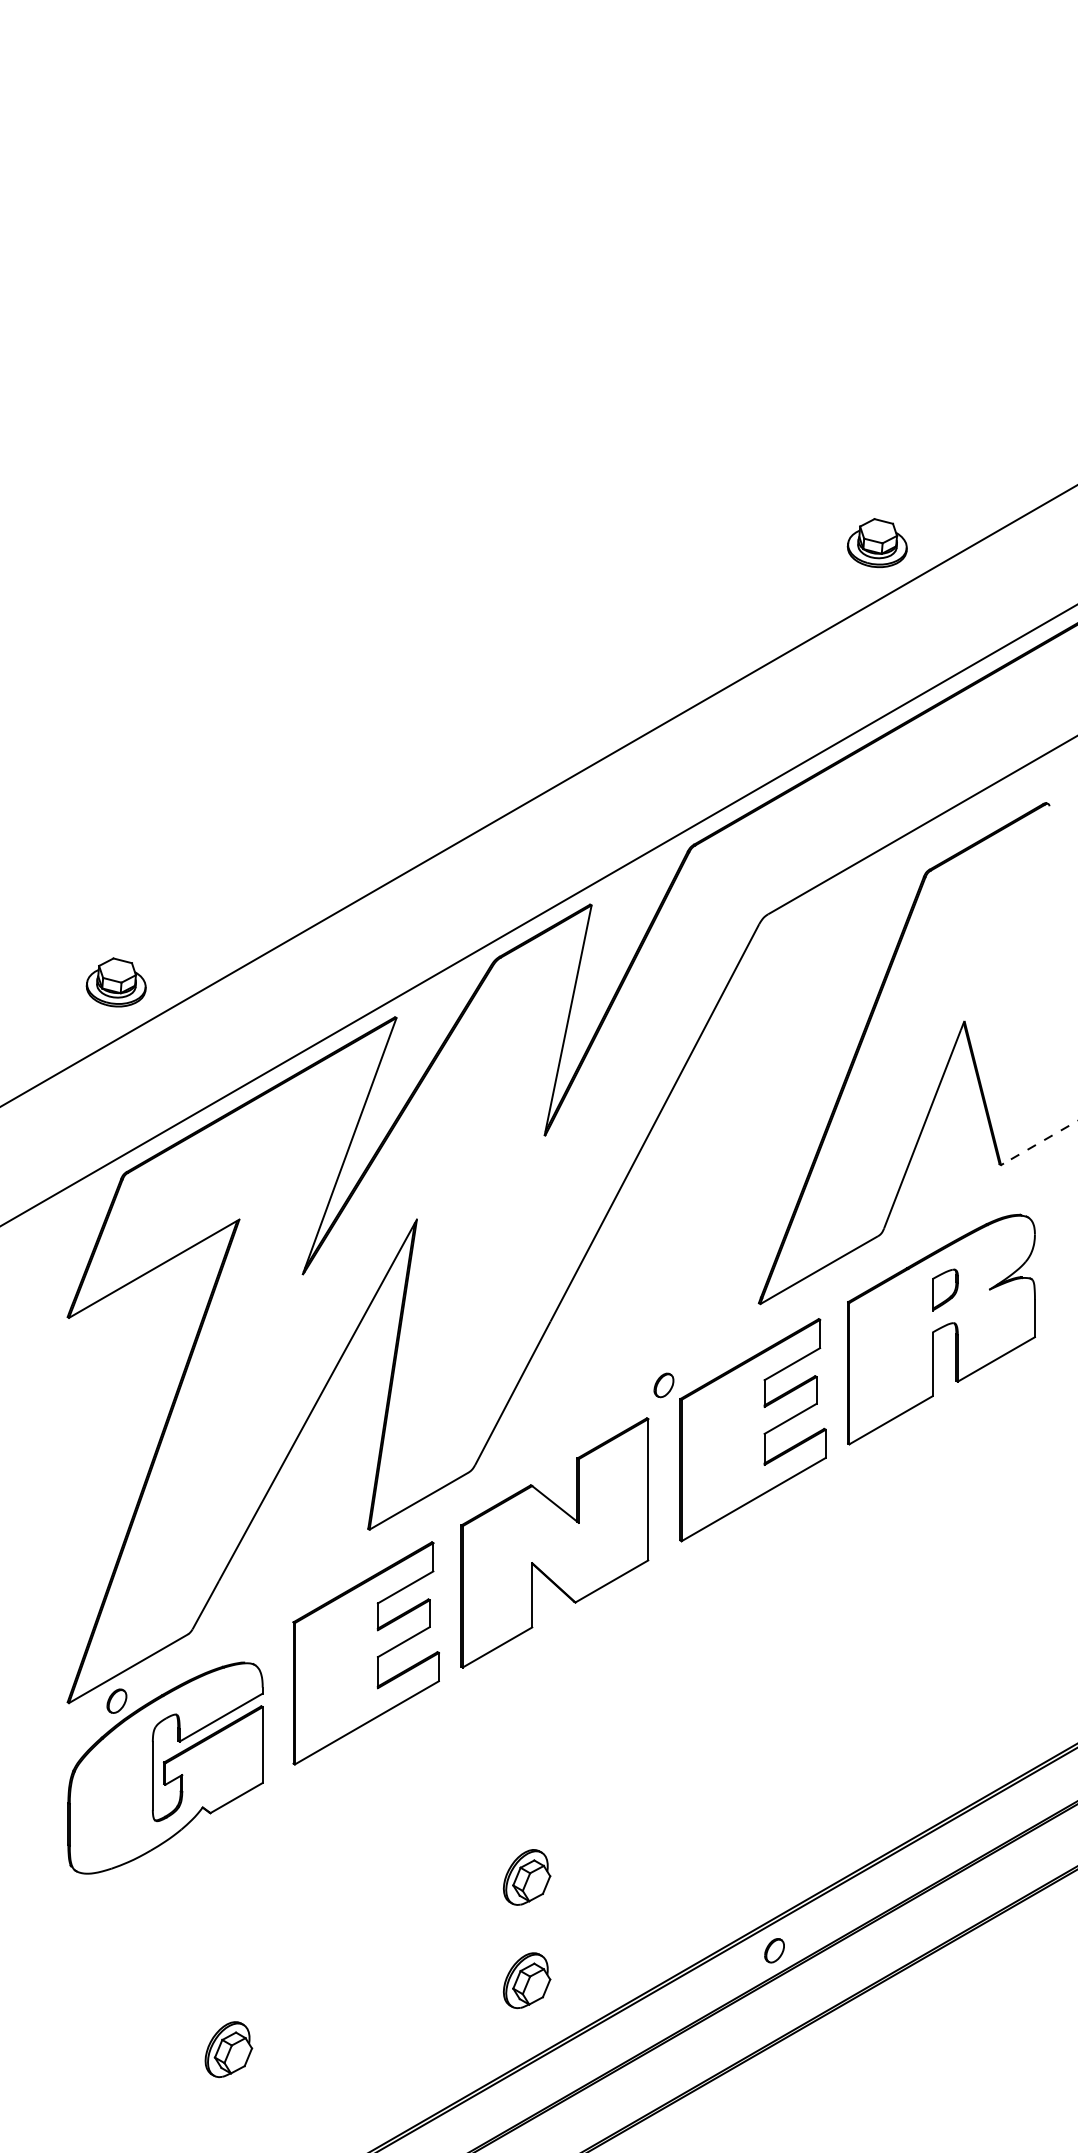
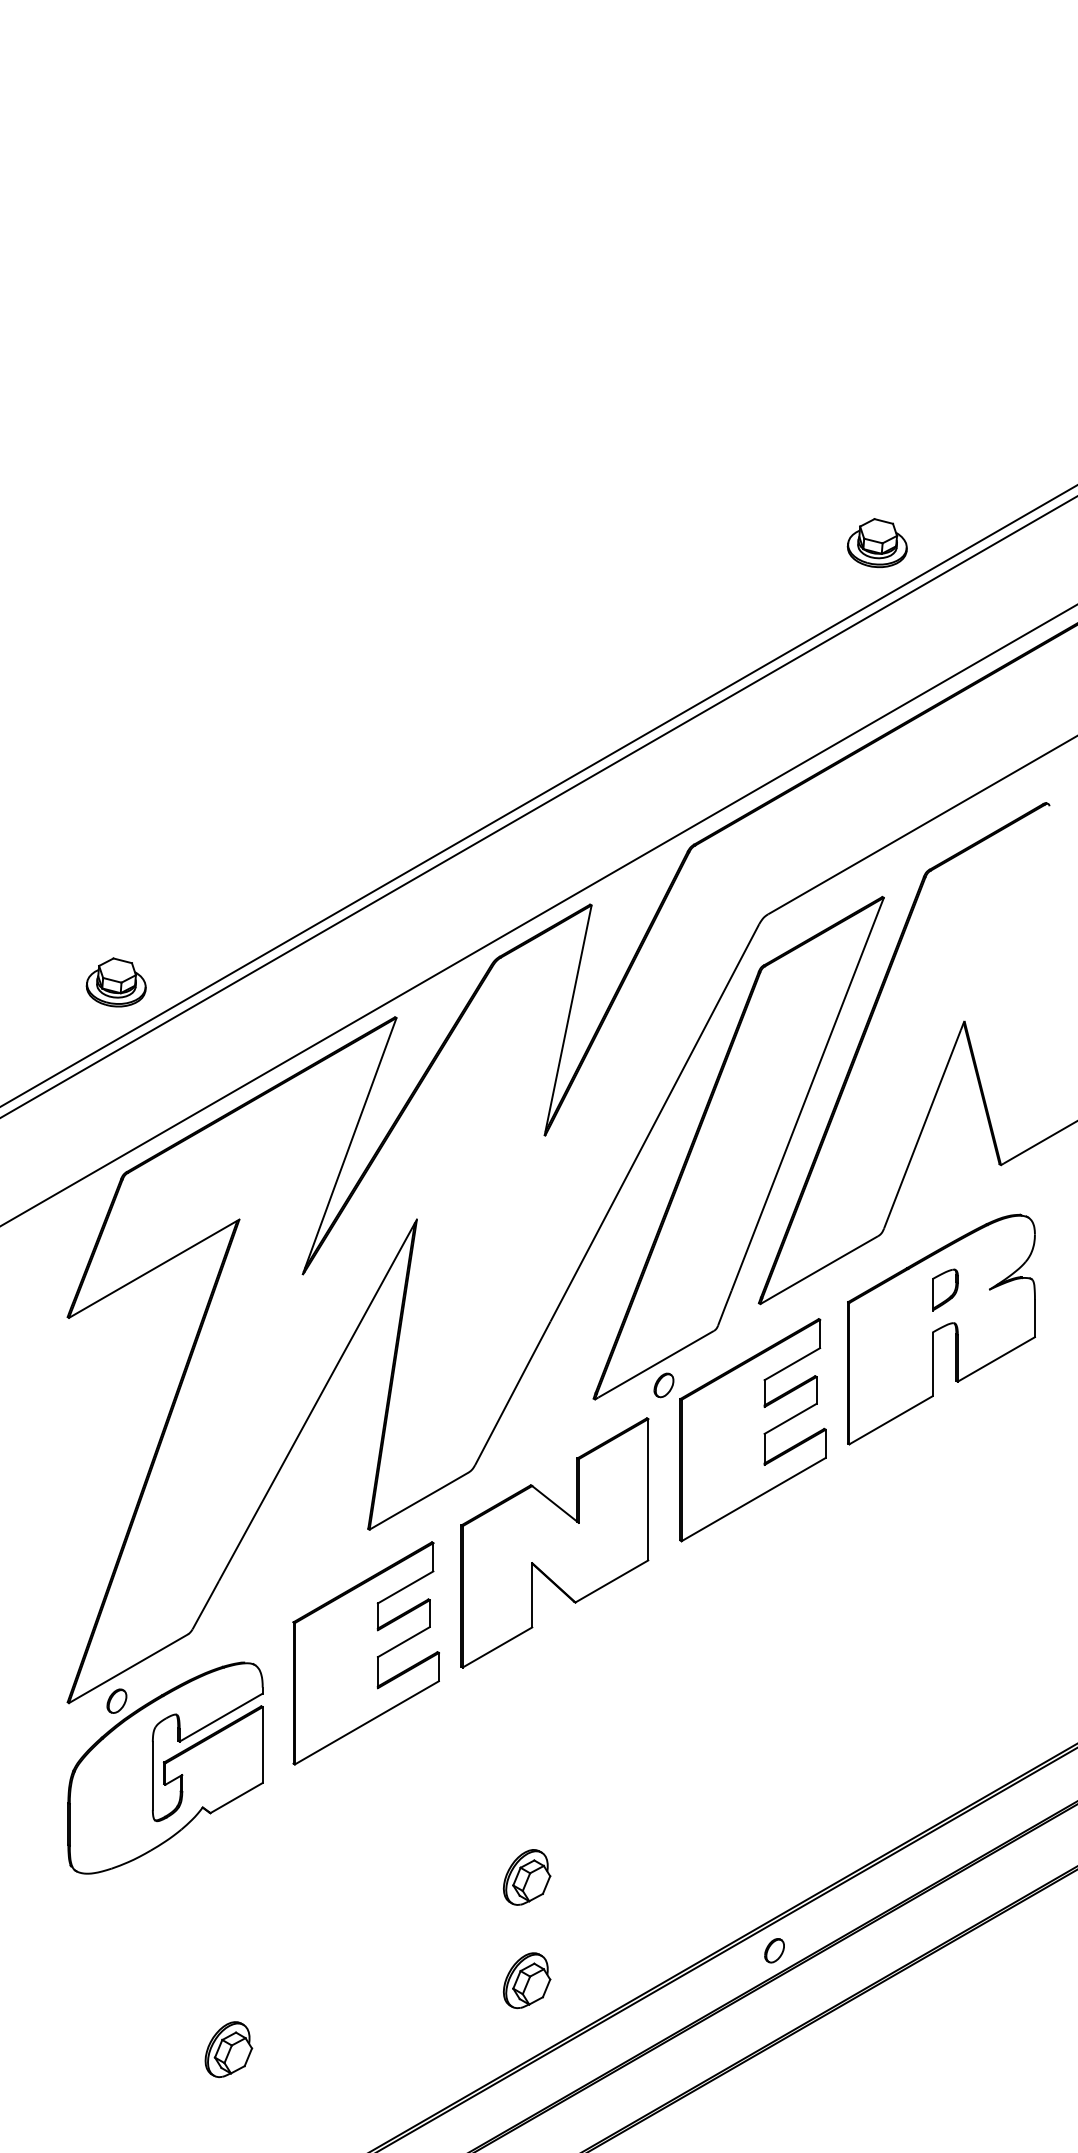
line: none -> present (538, 806)
line: dashed -> solid (1040, 1142)
part: none -> present (738, 1148)
